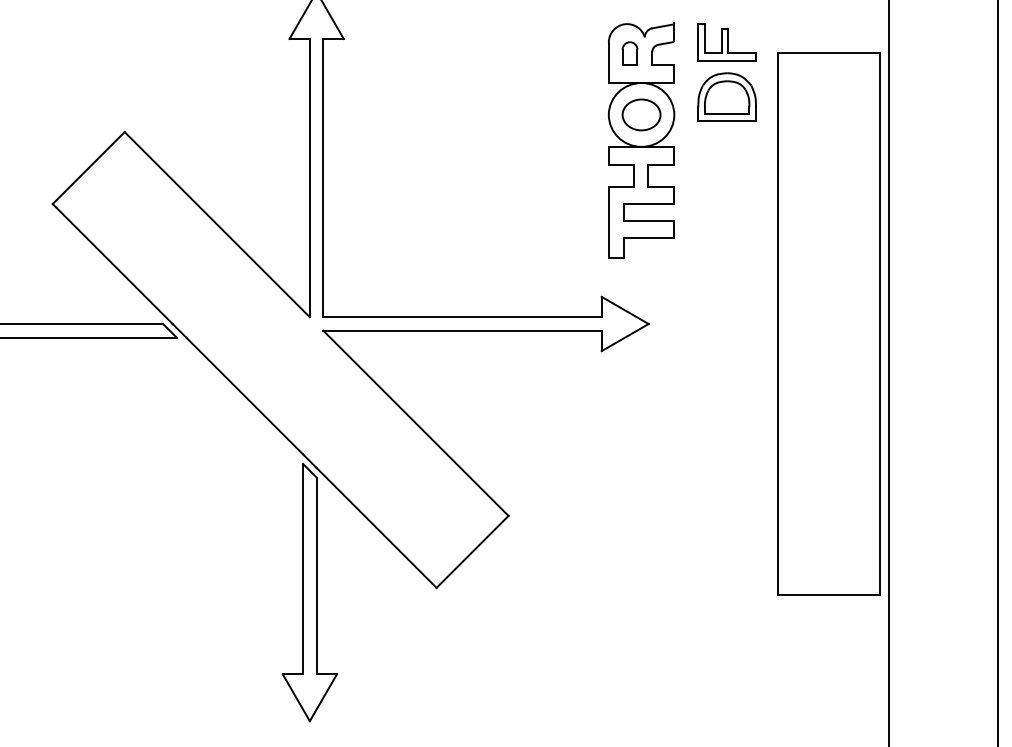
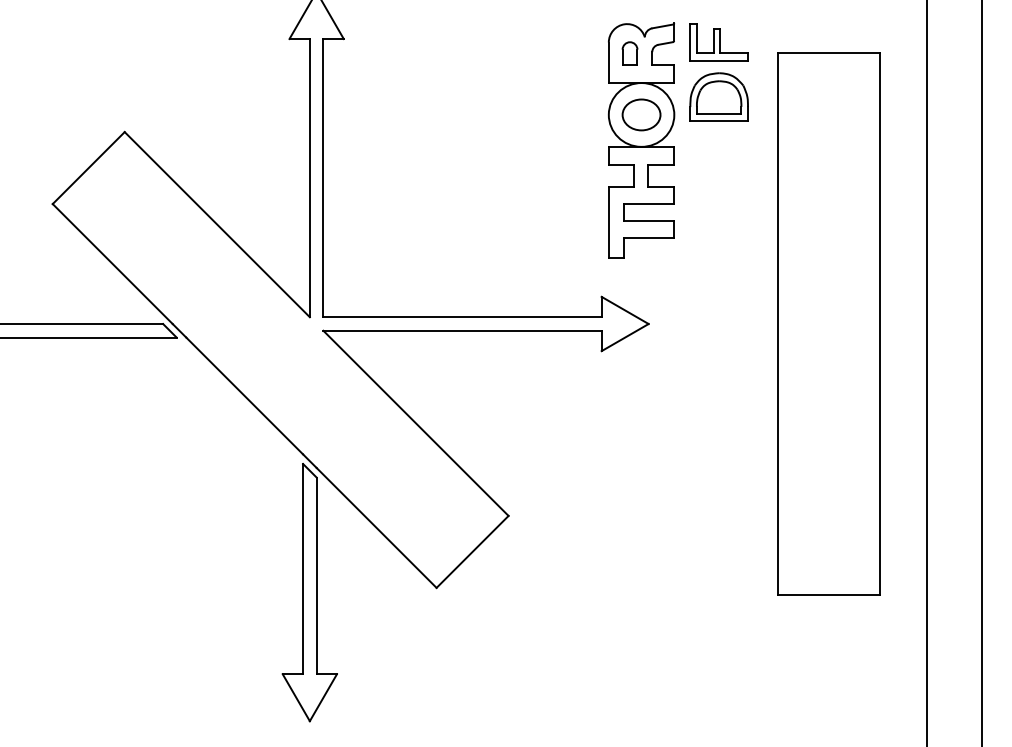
part position: (726, 42) -> (718, 42) (718, 42)
part position: (726, 96) -> (718, 96) (718, 96)
line position: (889, 372) -> (927, 372) (927, 372)
line position: (997, 372) -> (981, 372) (981, 372)
